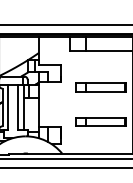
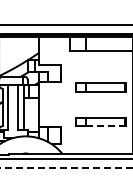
line: solid -> dashed (105, 126)
line: solid -> dashed (65, 167)
